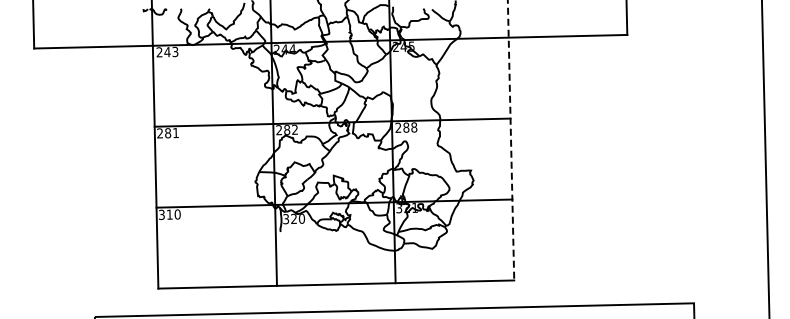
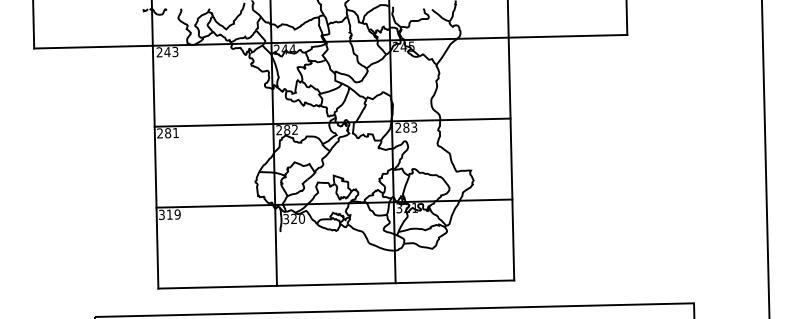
text: 288 -> 283 (414, 127)
line: dashed -> solid (511, 140)
text: 310 -> 319 (177, 214)
